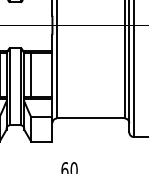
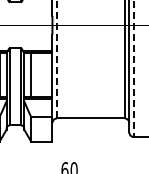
line: solid -> dashed (57, 59)
line: solid -> dashed (133, 69)
